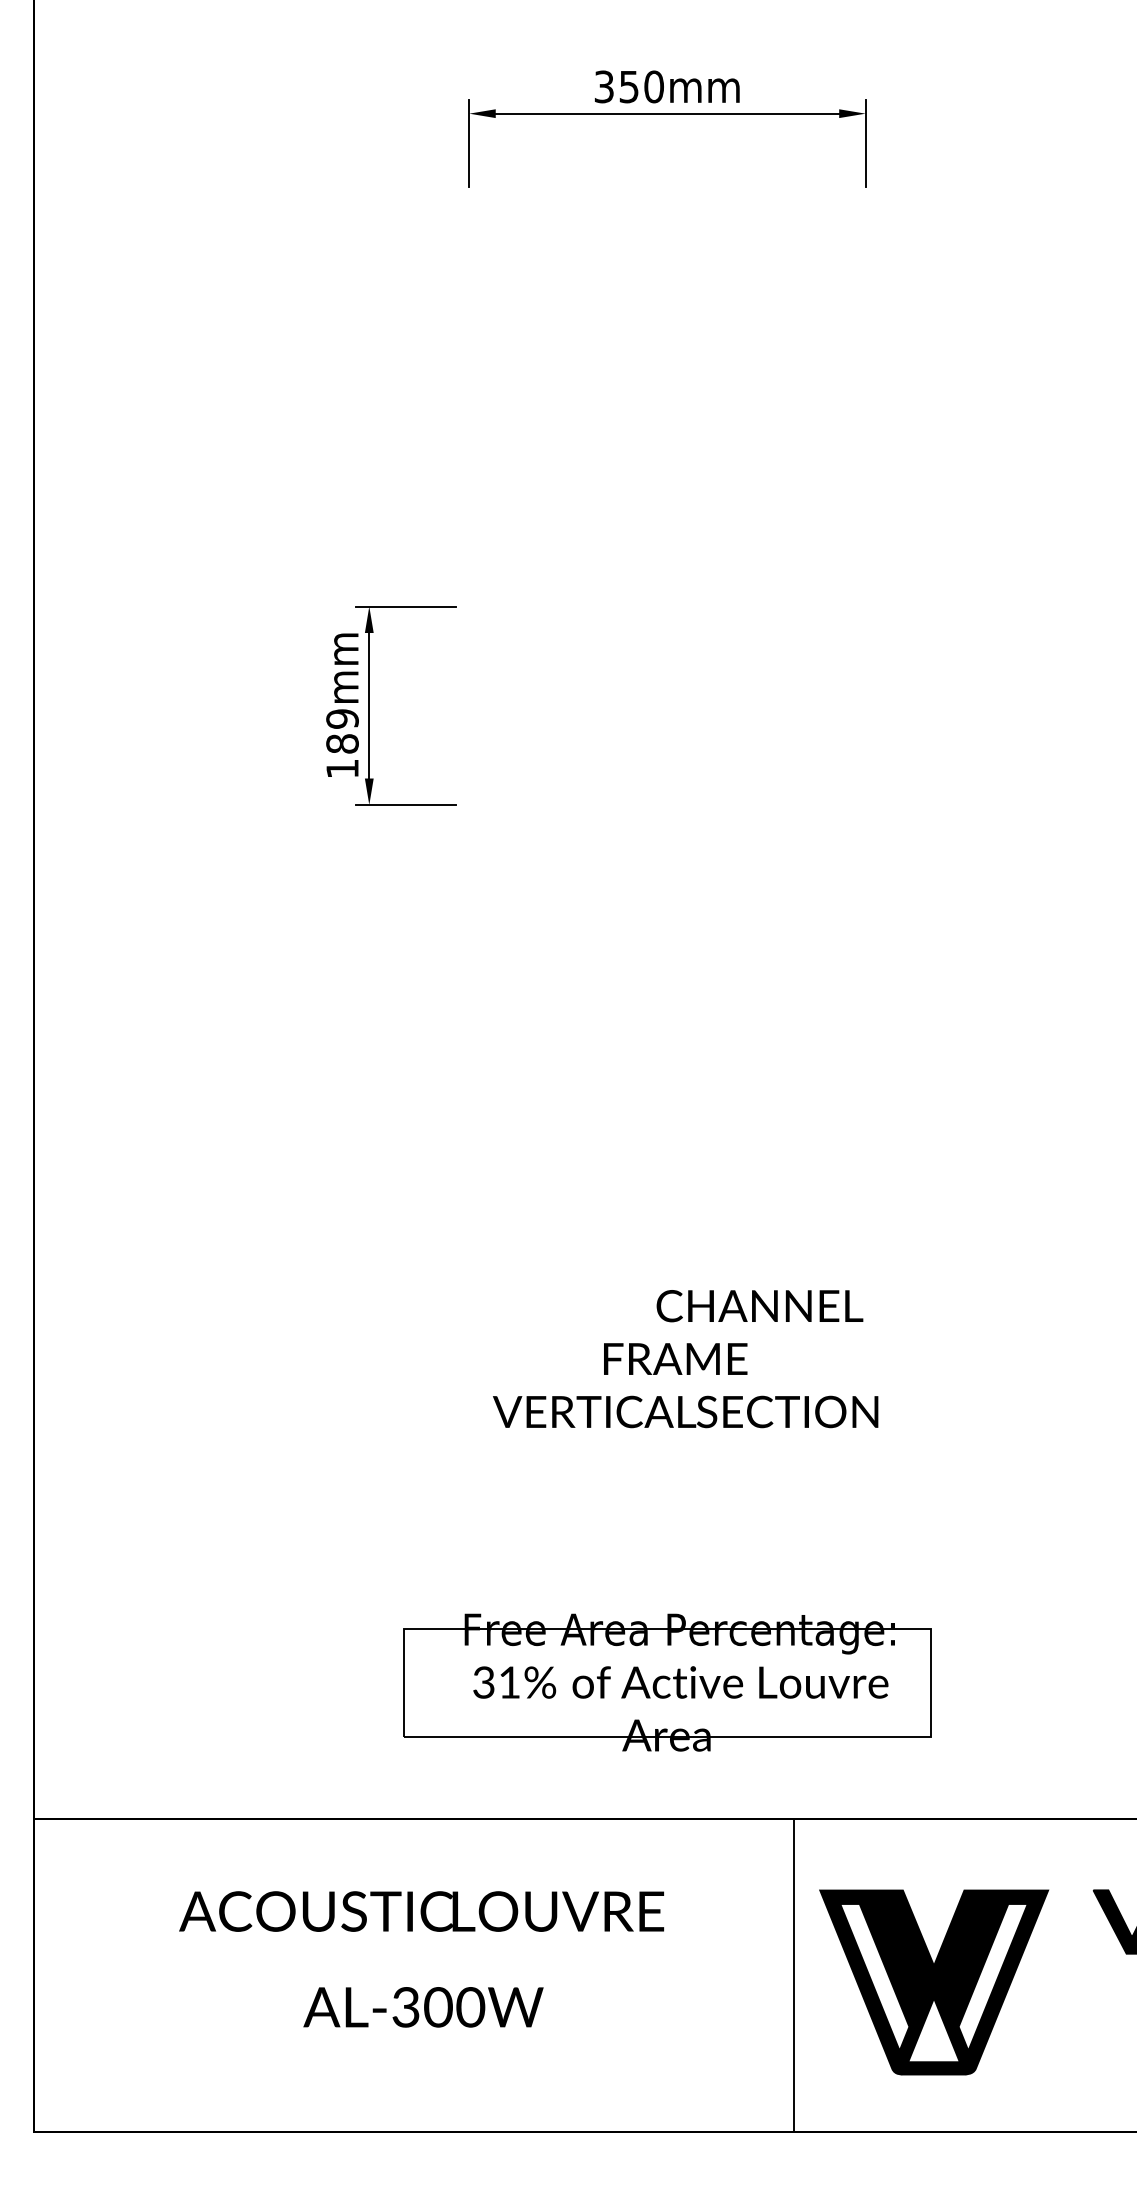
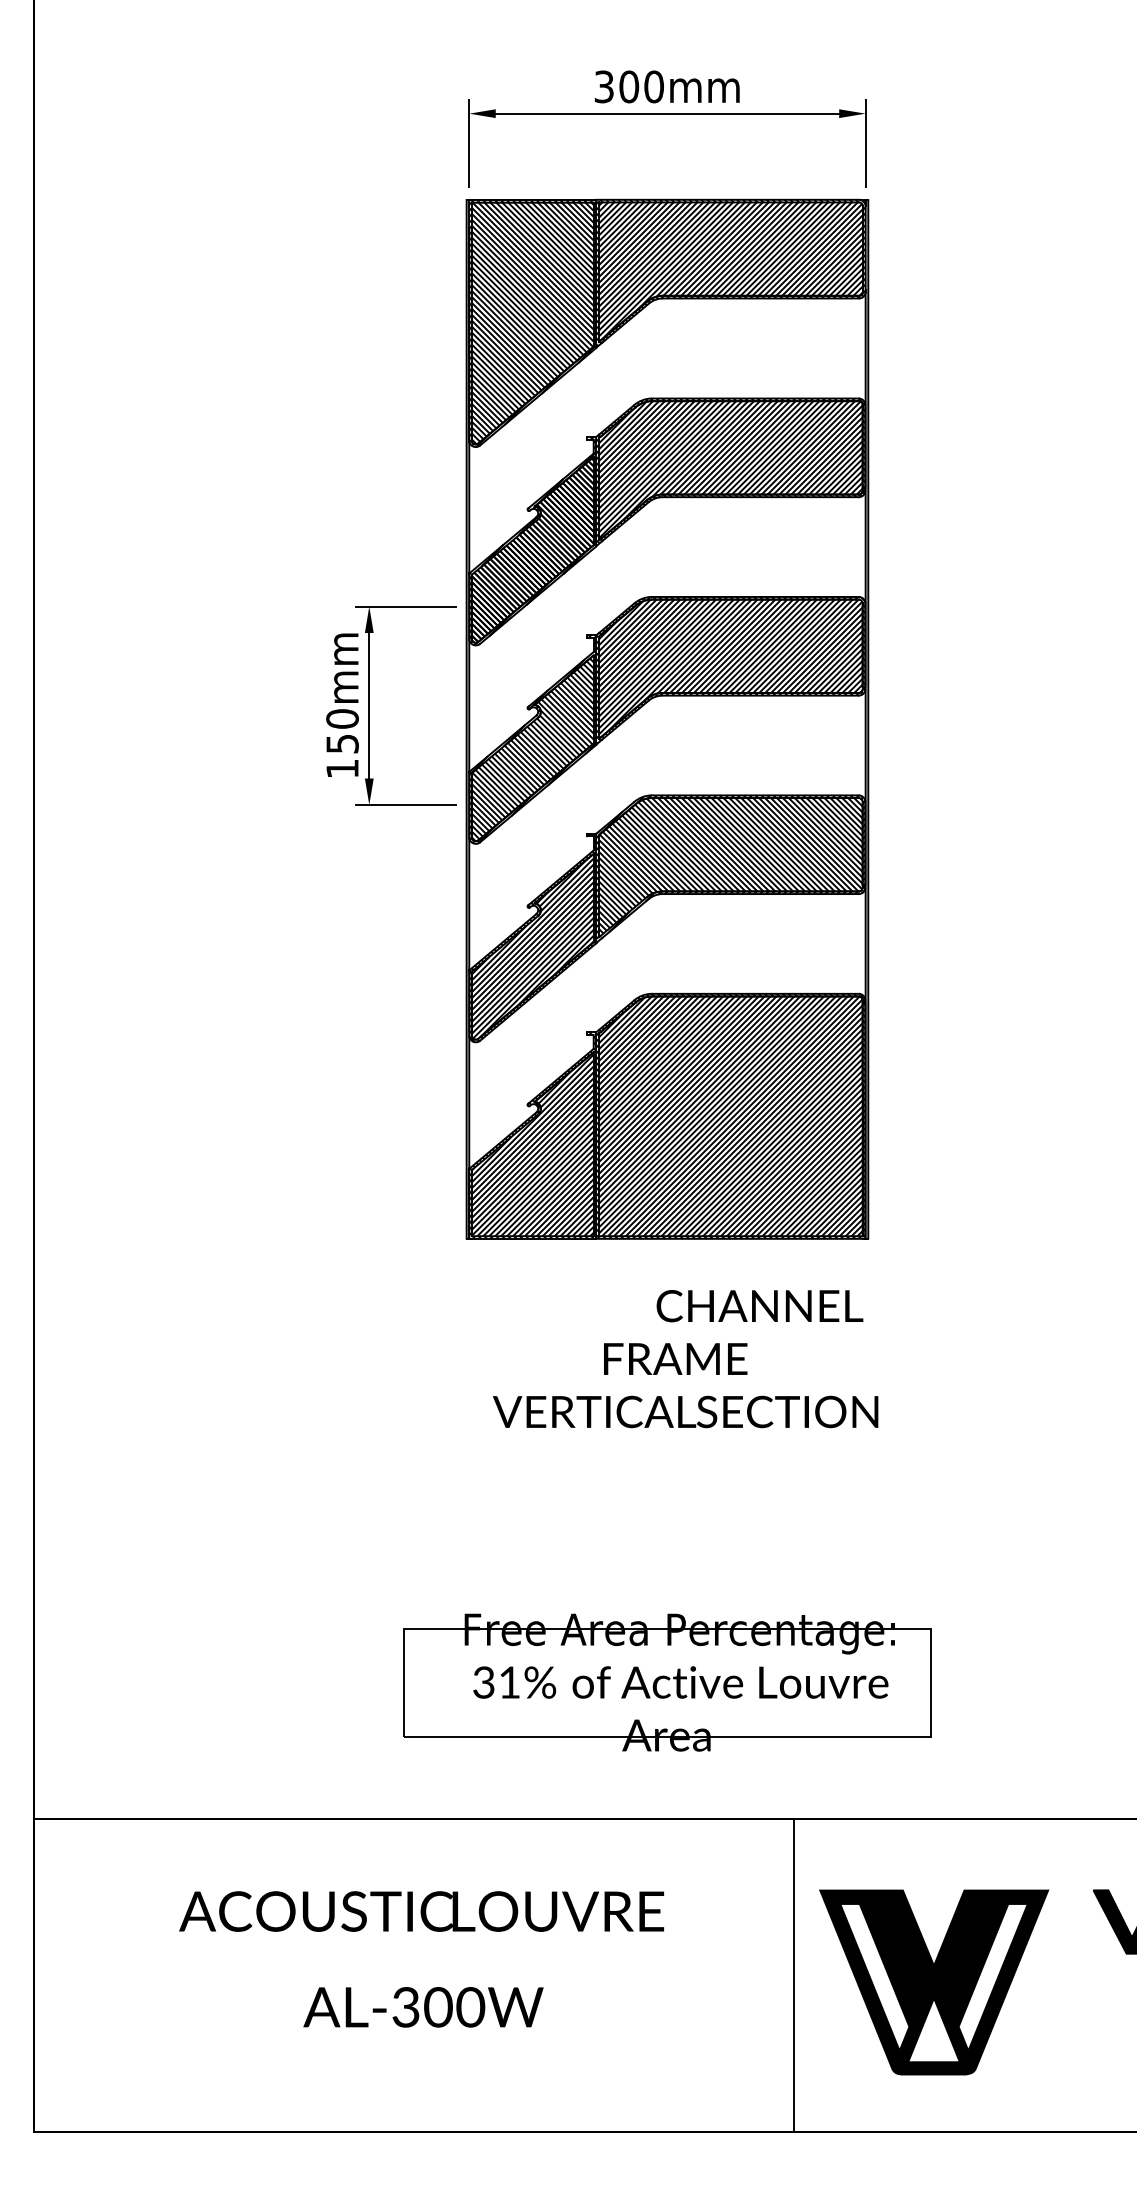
text: 350mm -> 300mm (629, 86)
part: none -> present (667, 718)
text: 189mm -> 150mm (342, 731)
